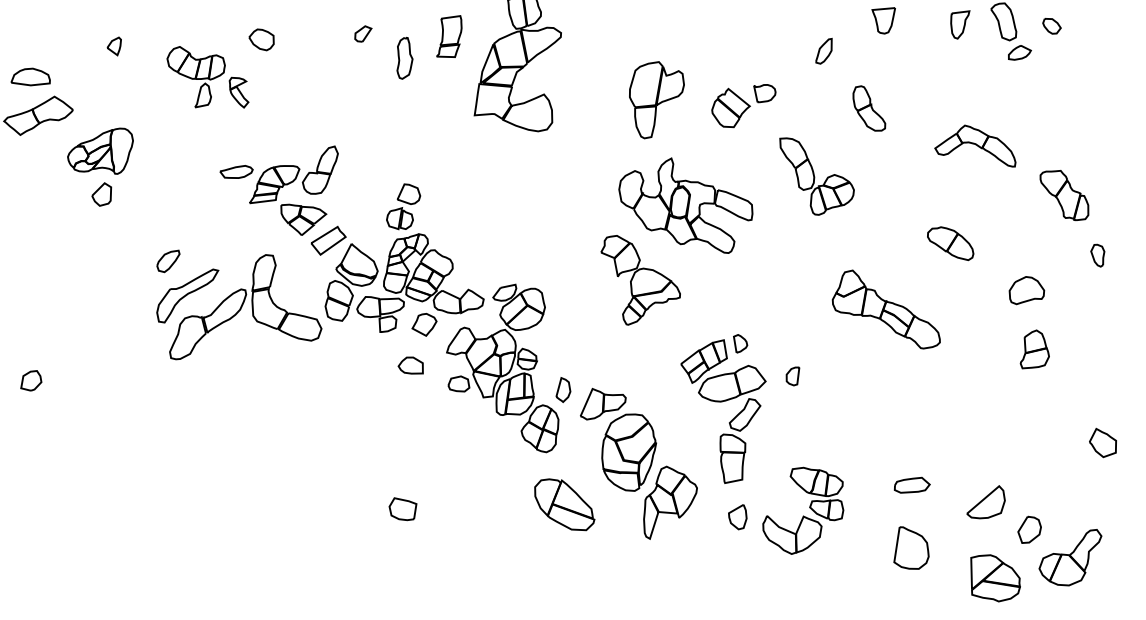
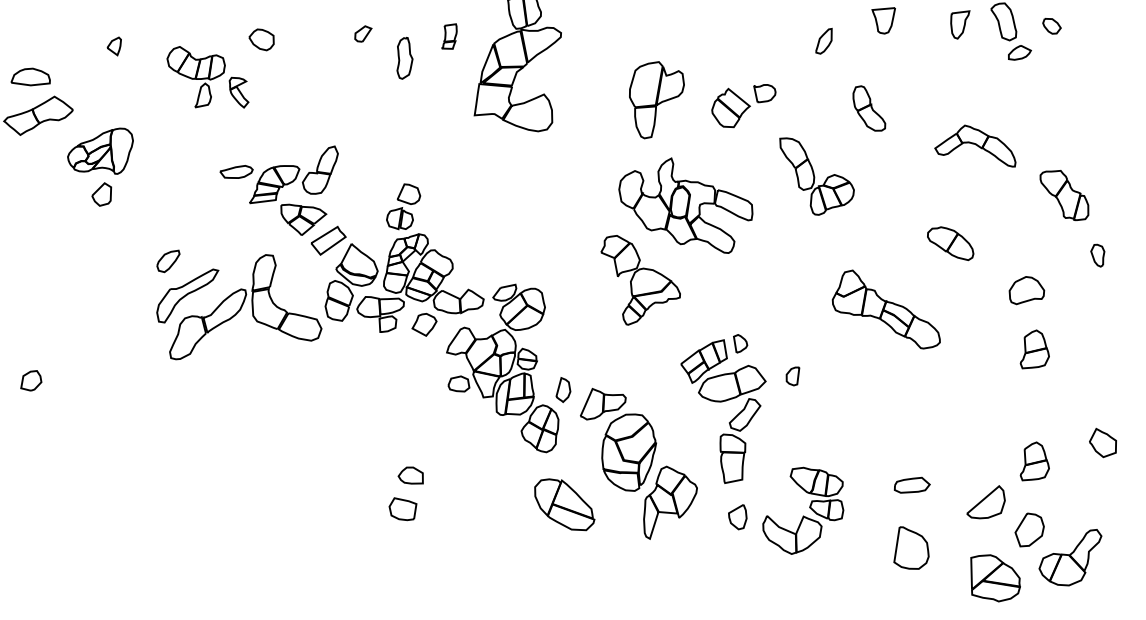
part size: 27x43 px -> 17x27 px (449, 36)
part position: (823, 50) -> (823, 40) (823, 40)
part position: (410, 365) -> (410, 475) (410, 475)
part: none -> present (1034, 461)
part size: 25x29 px -> 31x36 px (1029, 529)
